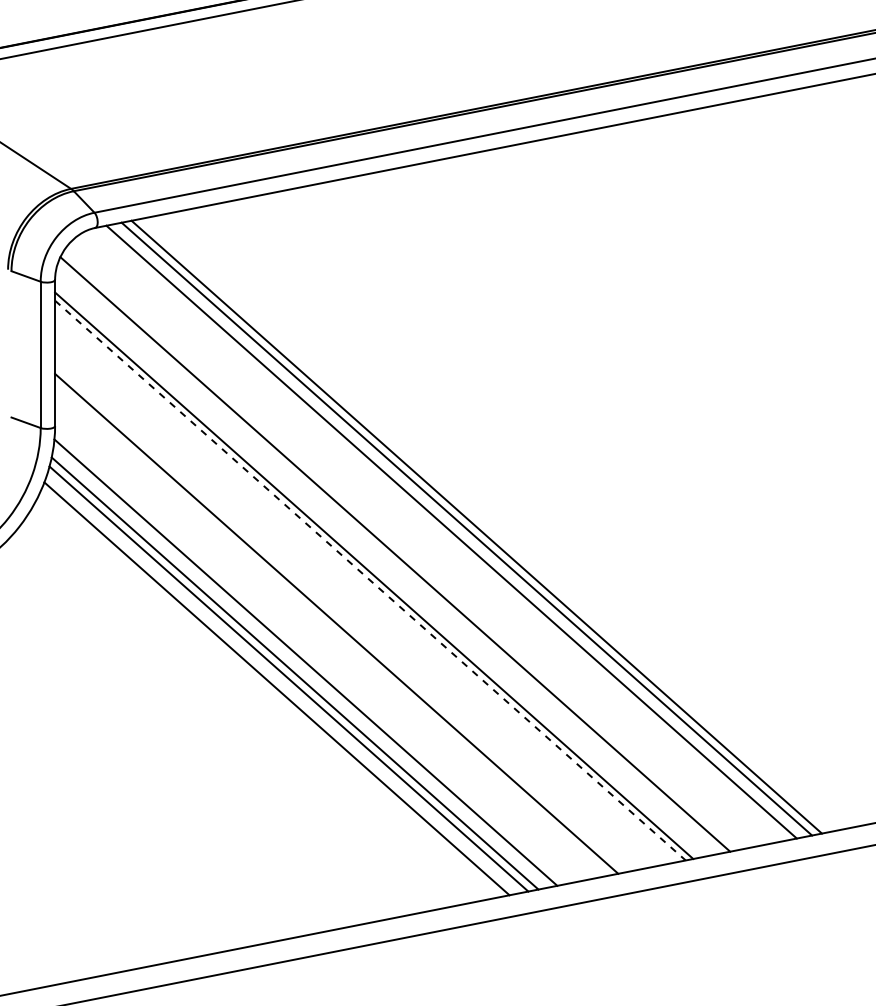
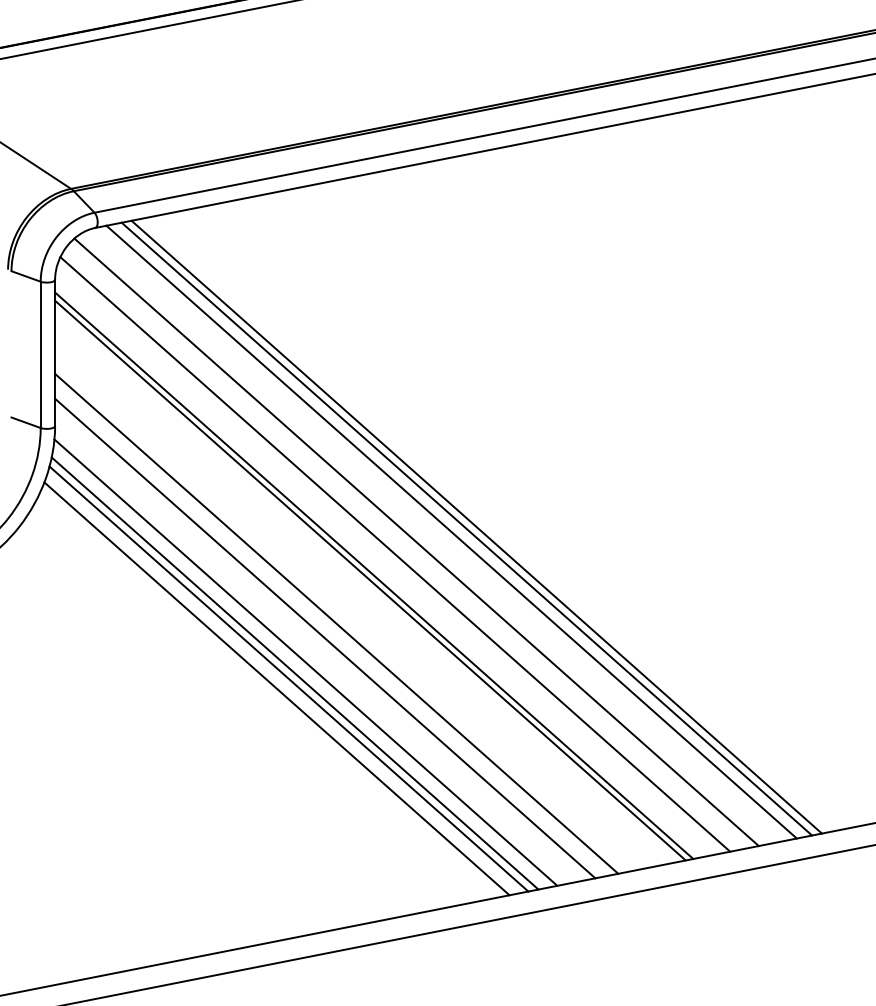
line: none -> present (416, 542)
line: dashed -> solid (370, 580)
line: none -> present (325, 638)
